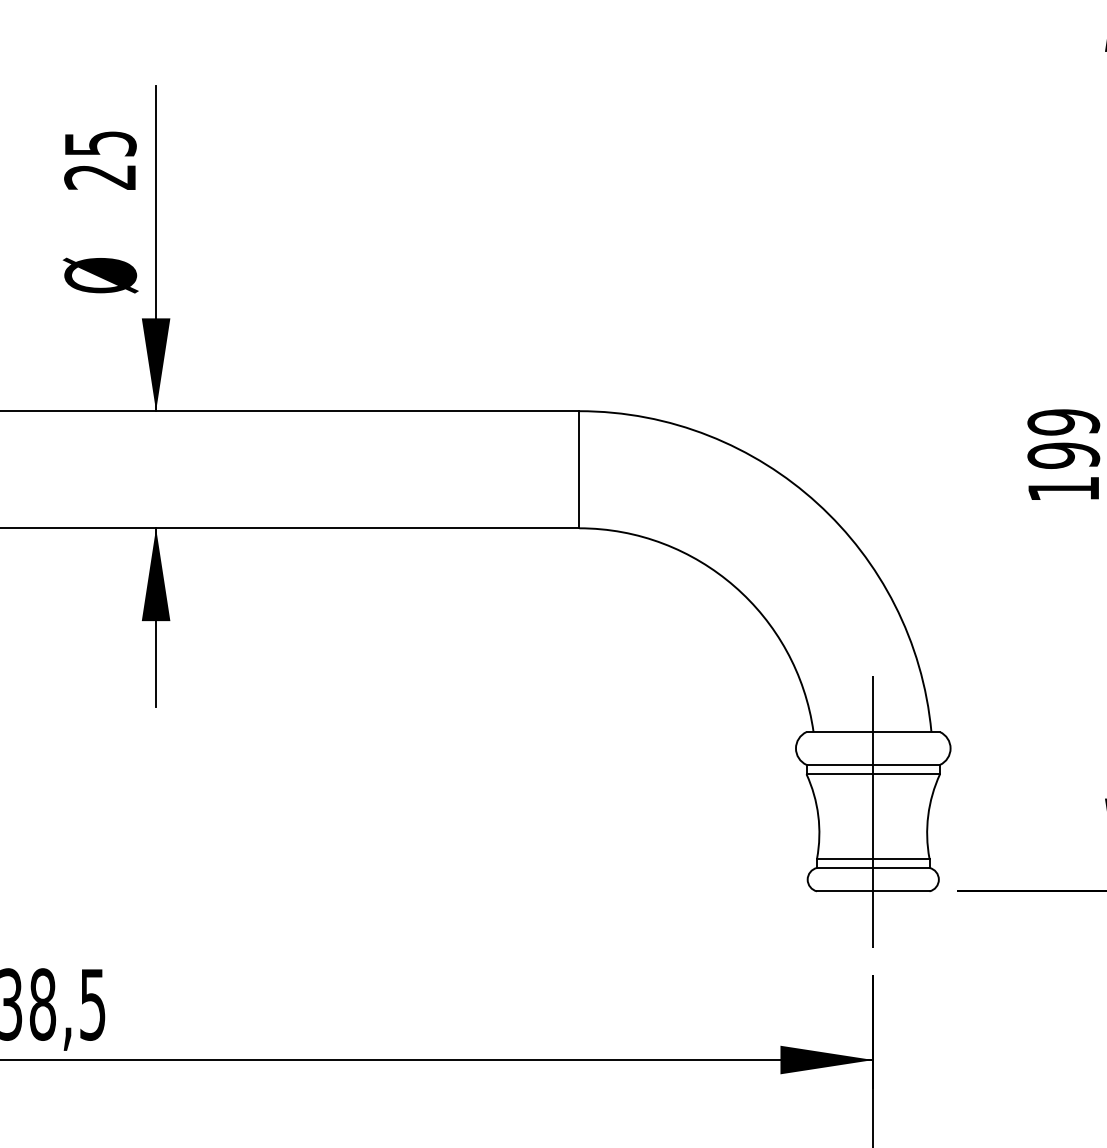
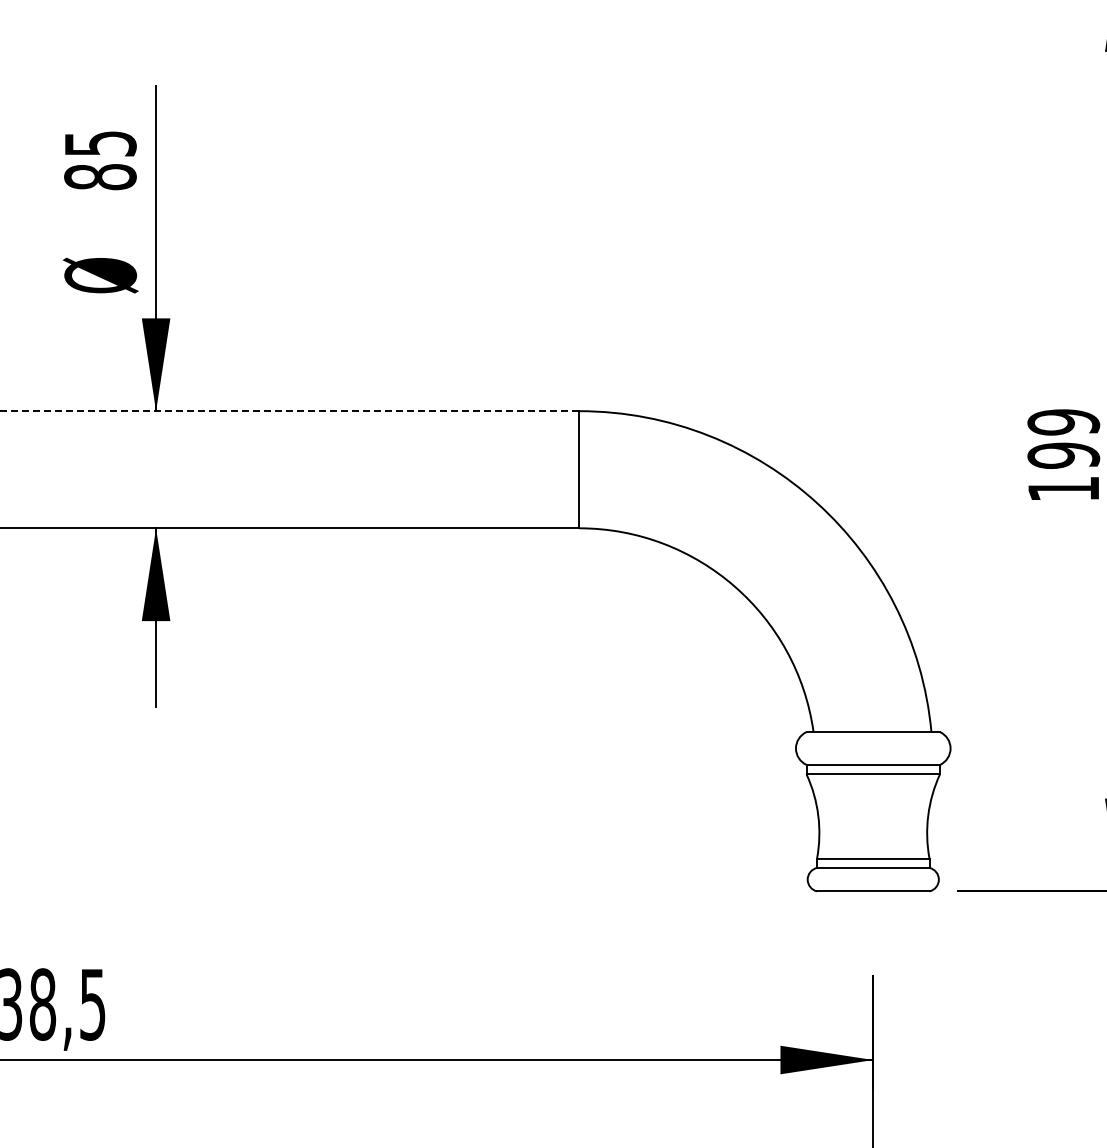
text: 25 -> 85 (100, 177)
line: solid -> dashed (289, 411)
line: present -> none (873, 811)
